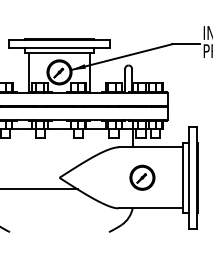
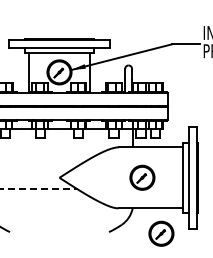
line: solid -> dashed (39, 189)
part: none -> present (161, 233)
